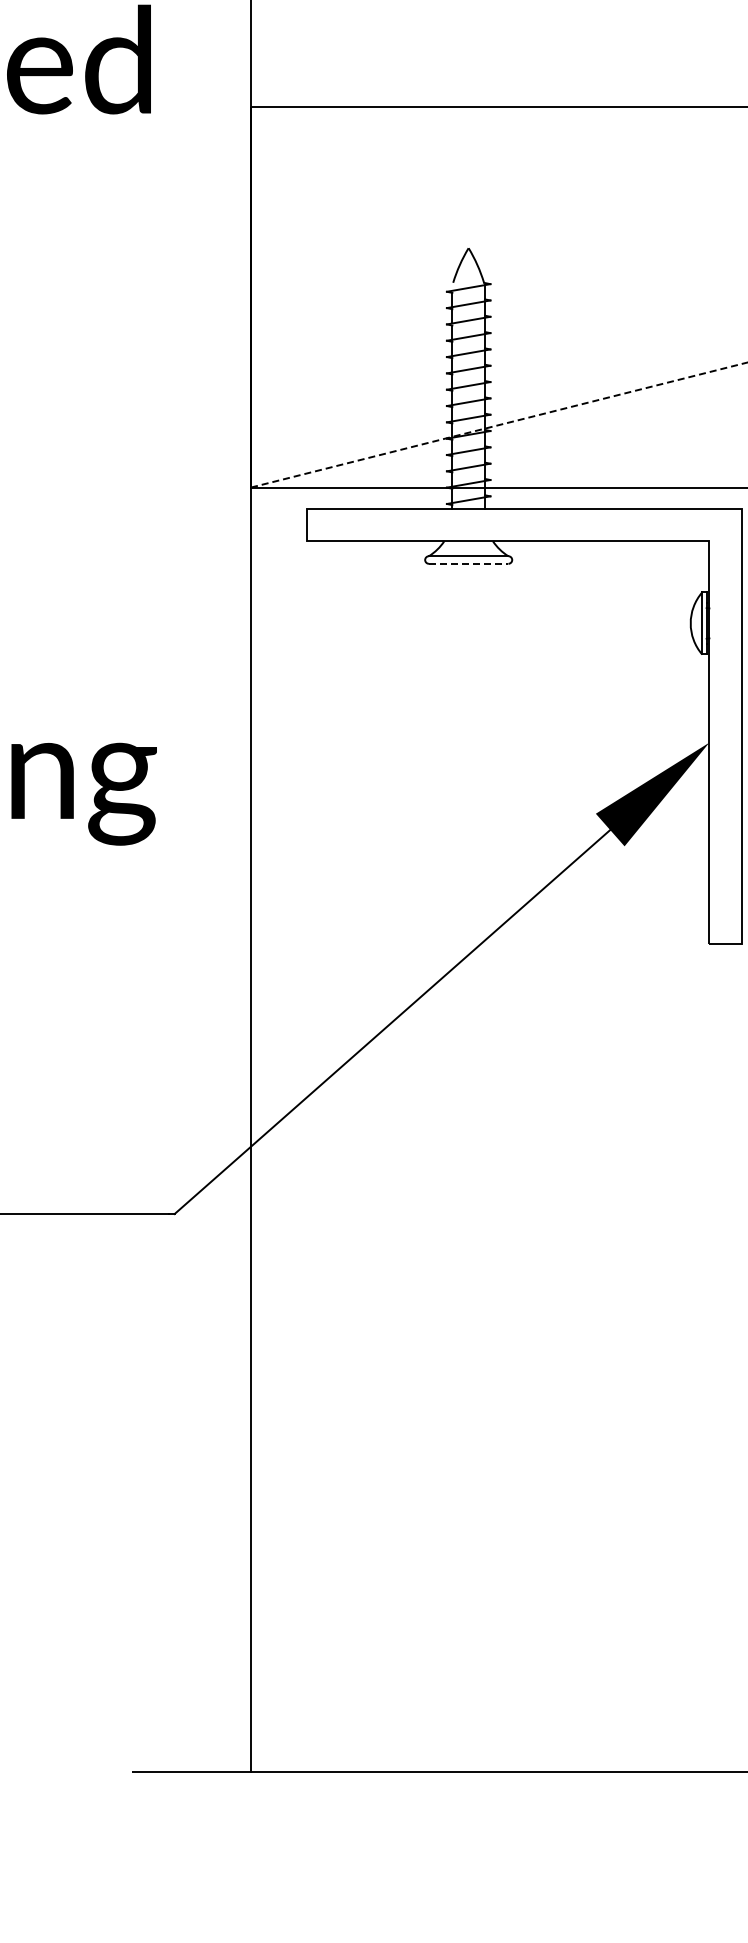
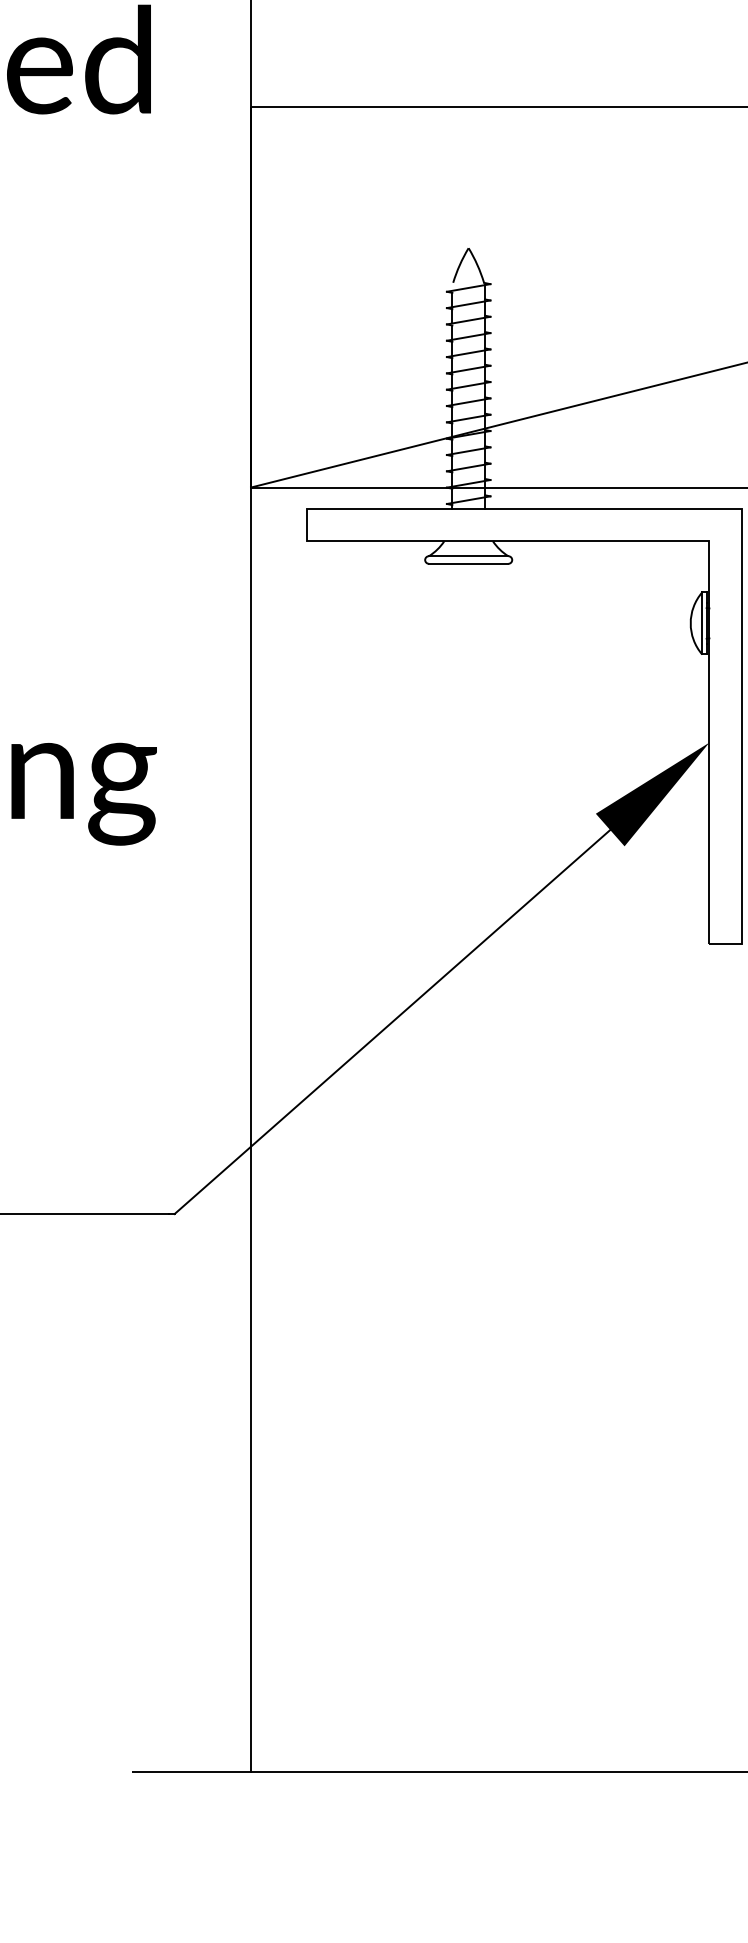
line: dashed -> solid (499, 425)
line: dashed -> solid (468, 563)
